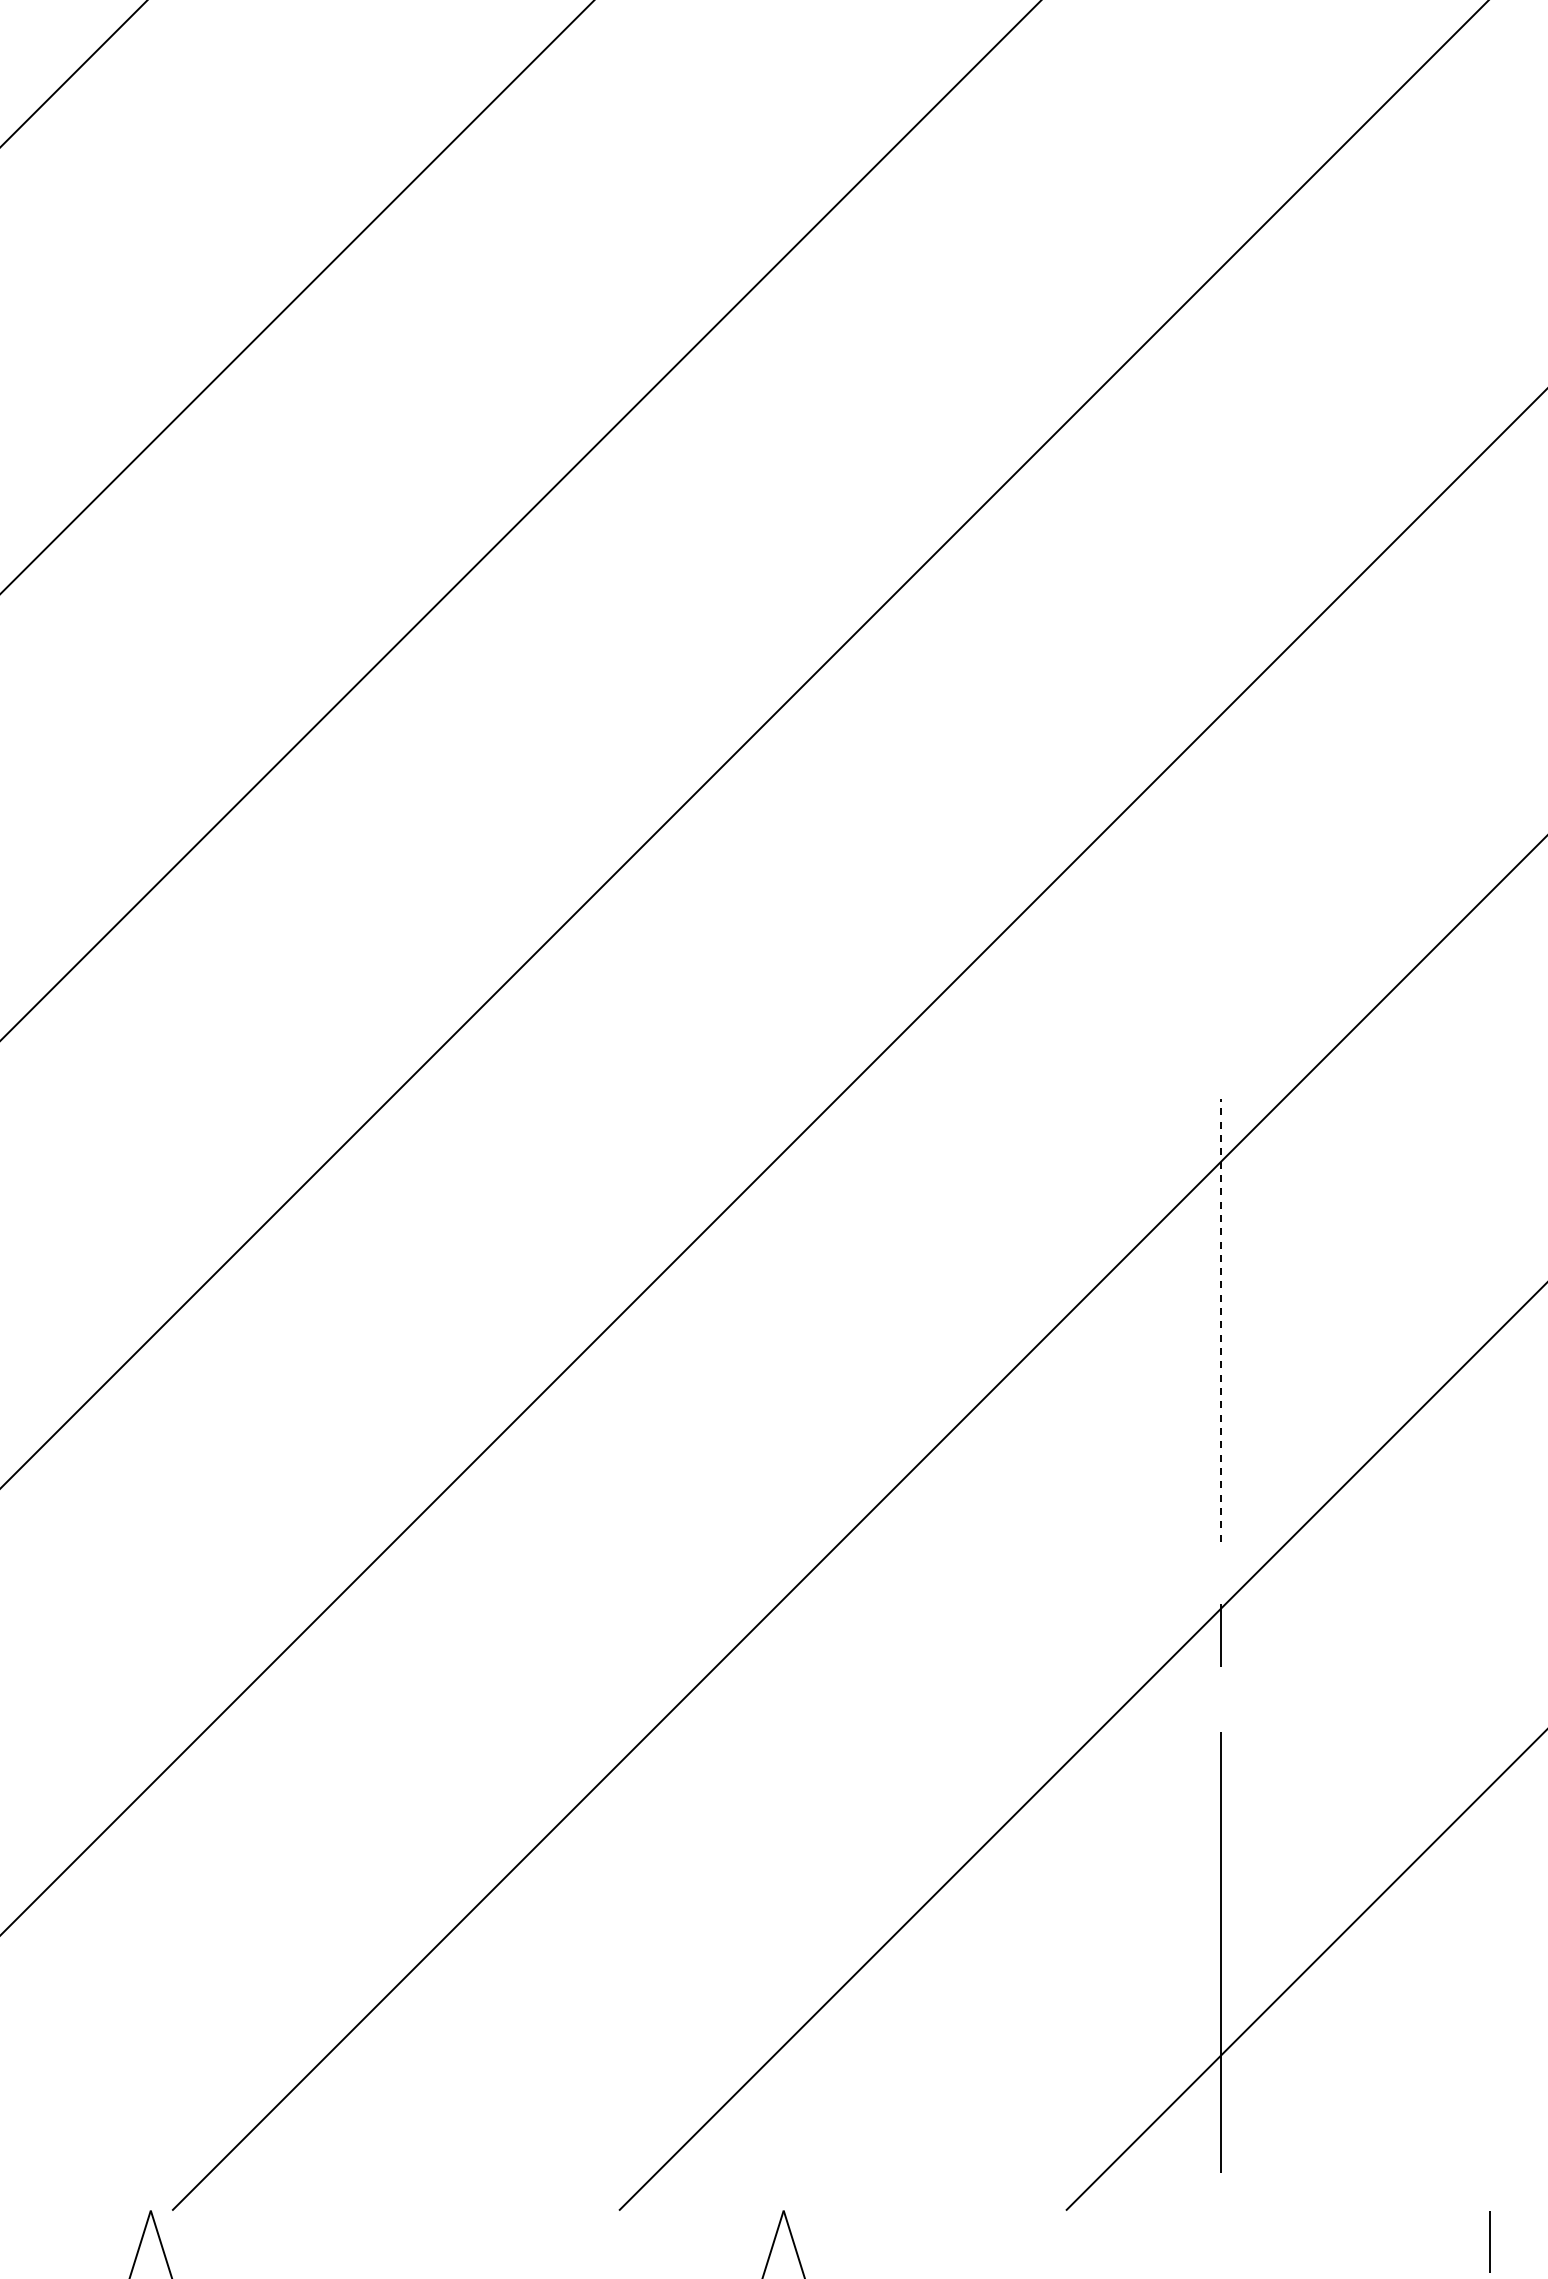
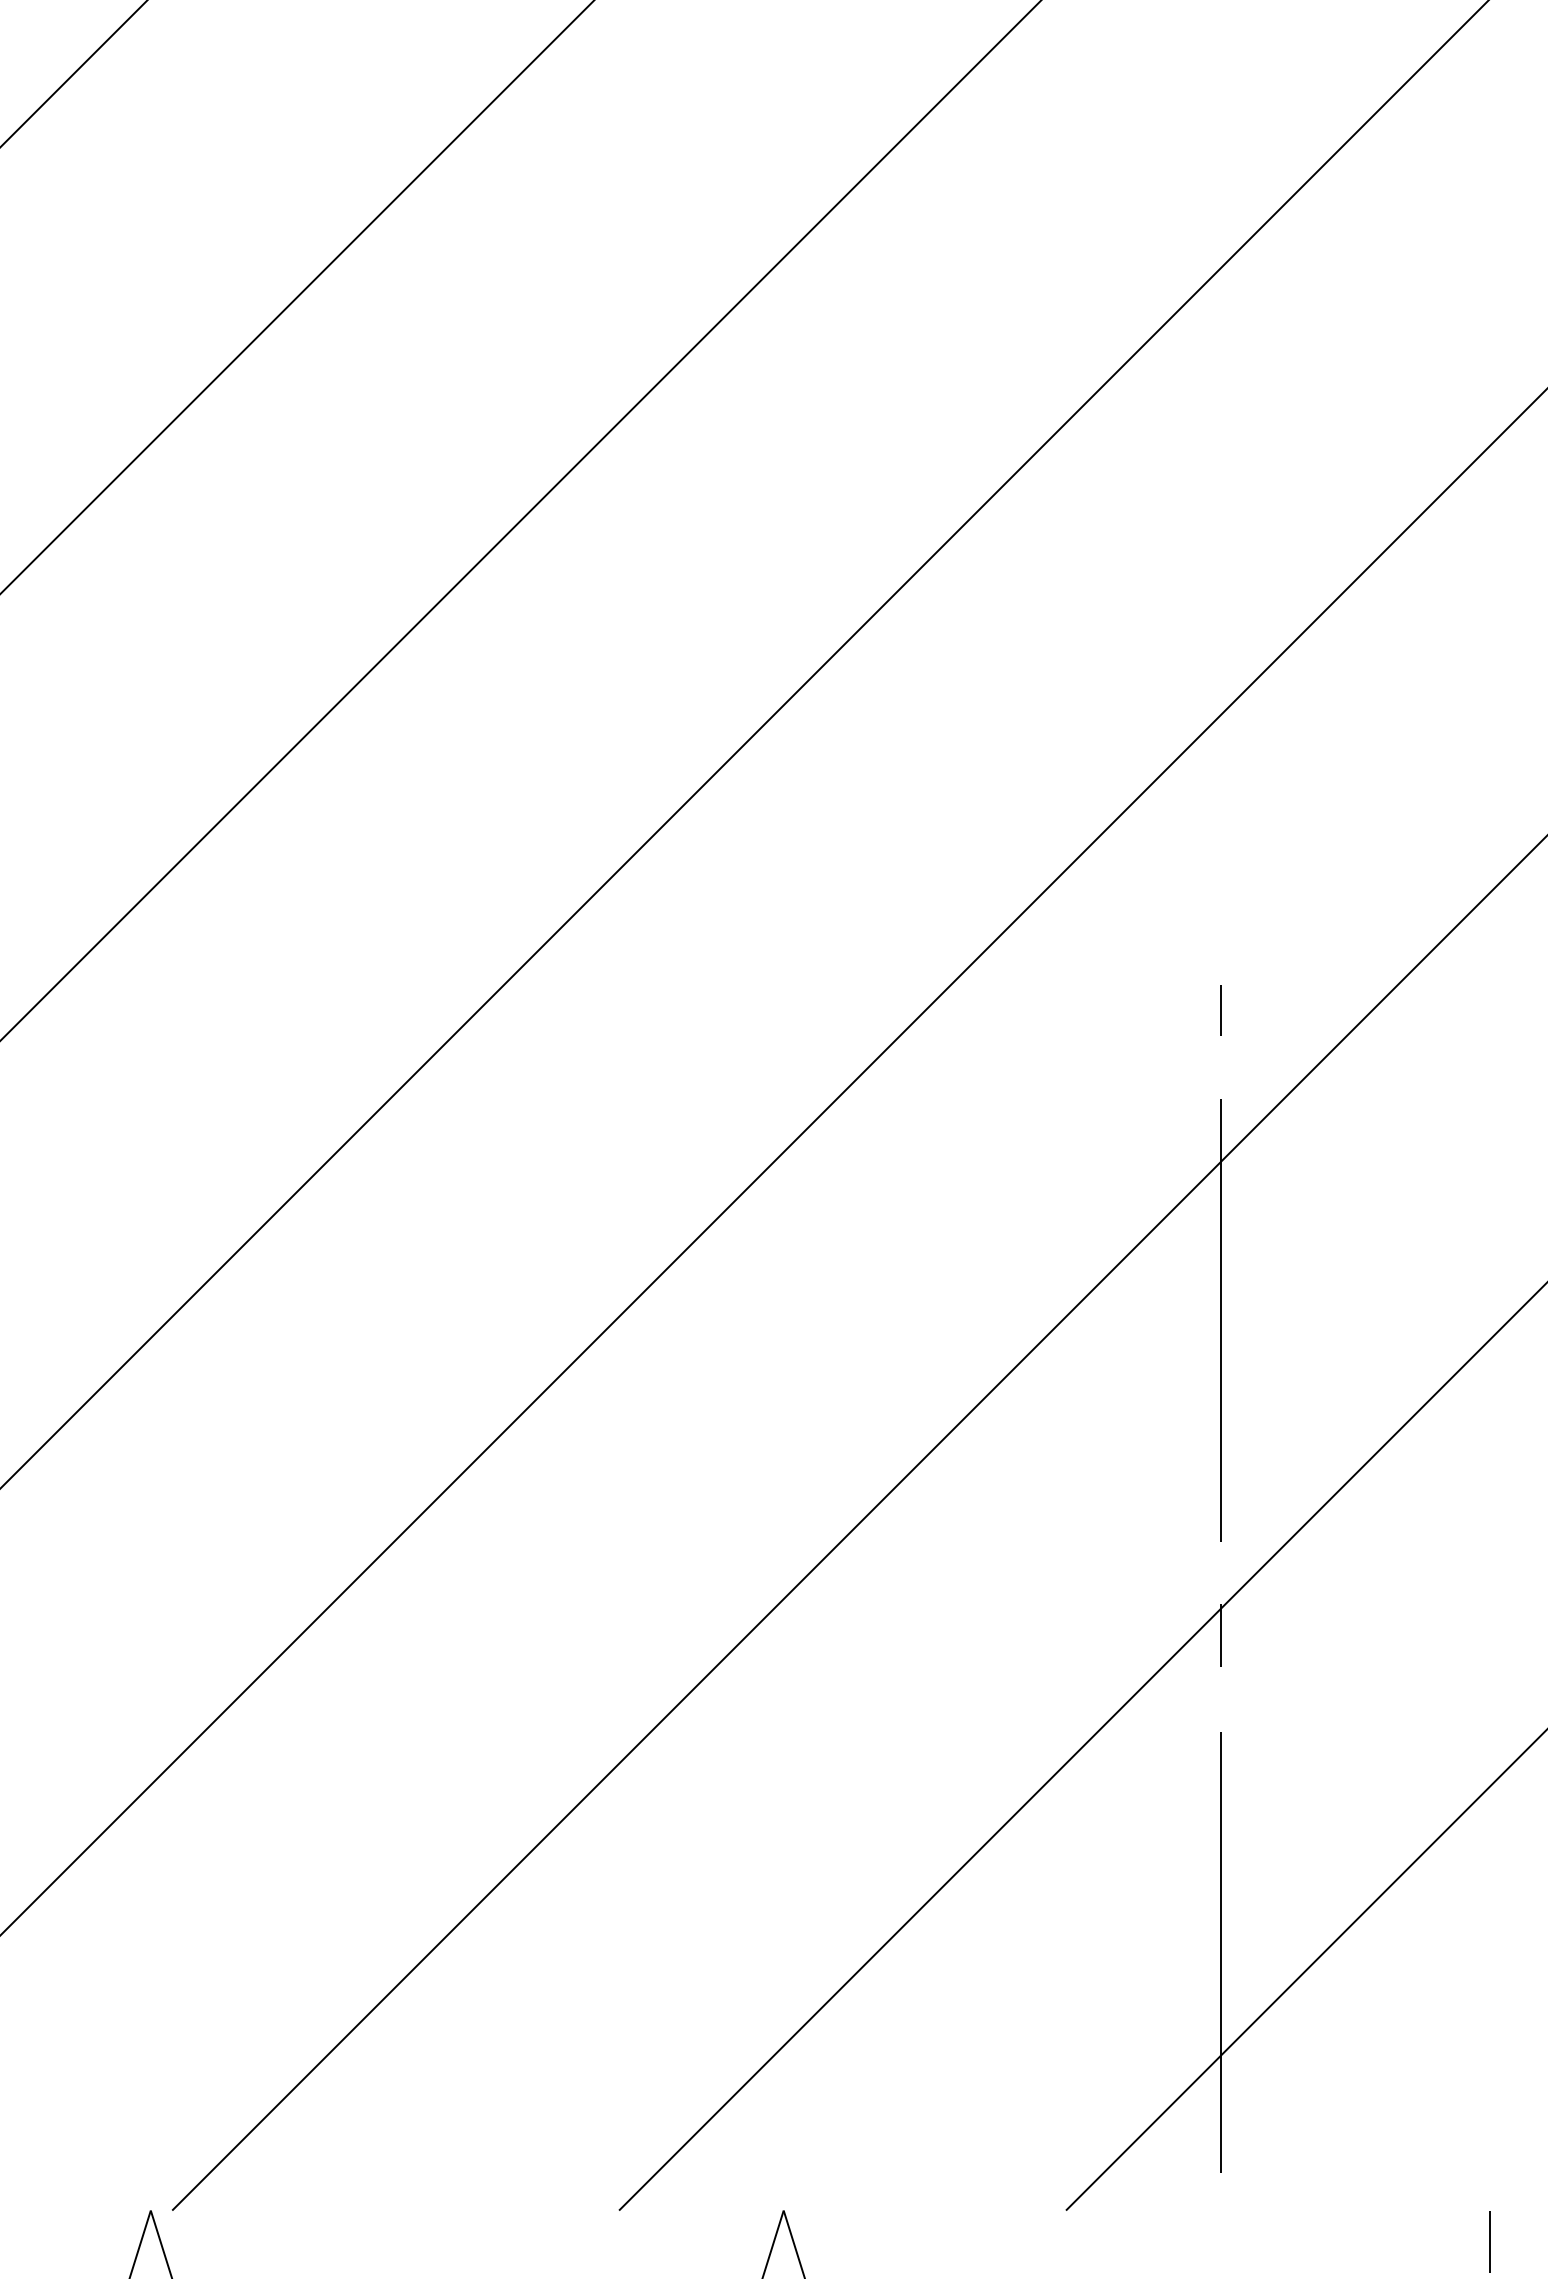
line: none -> present (1220, 1010)
line: dashed -> solid (1221, 1319)
